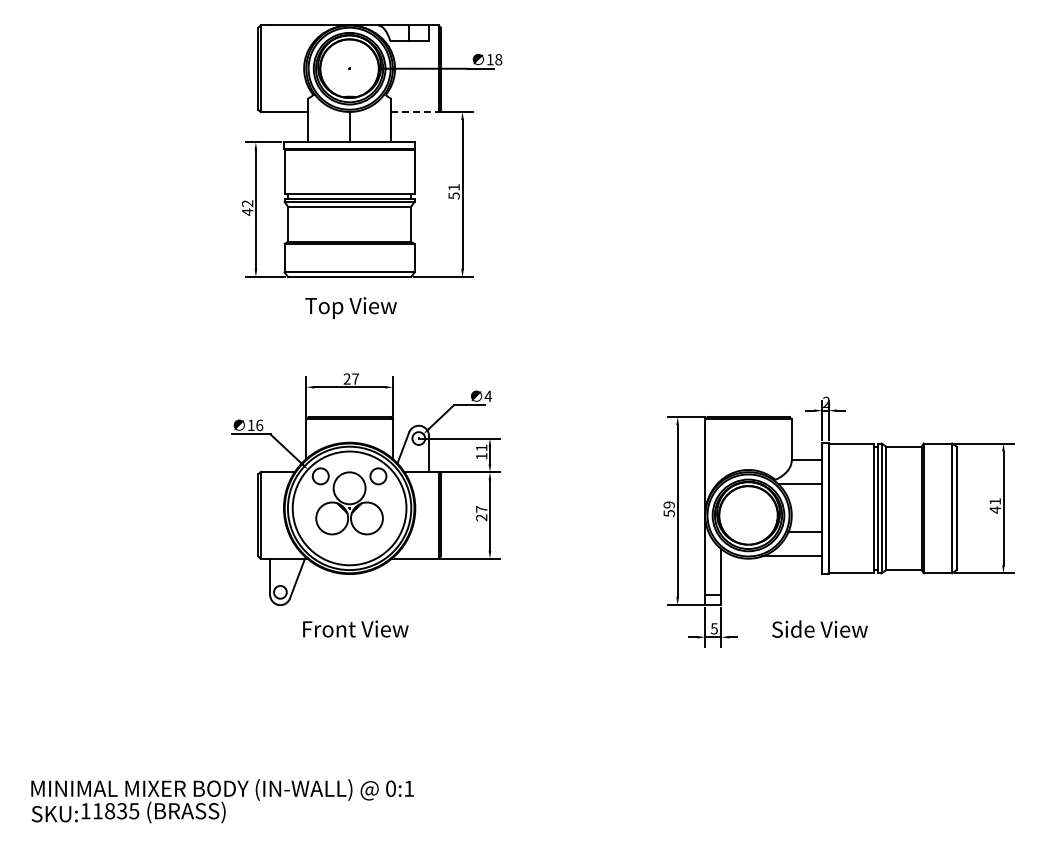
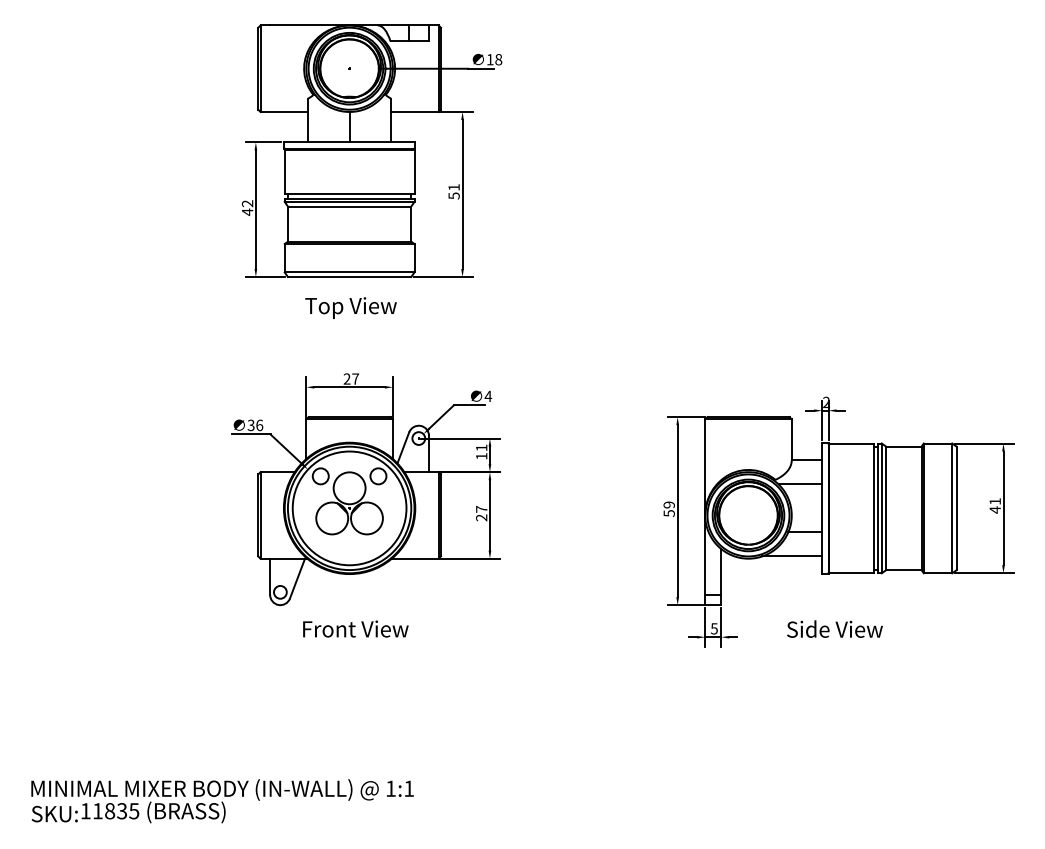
line: dashed -> solid (414, 111)
text: 16 -> 36 (250, 425)
text position: (819, 628) -> (834, 628) (834, 628)
text: 0:1 -> 1:1 (390, 788)
